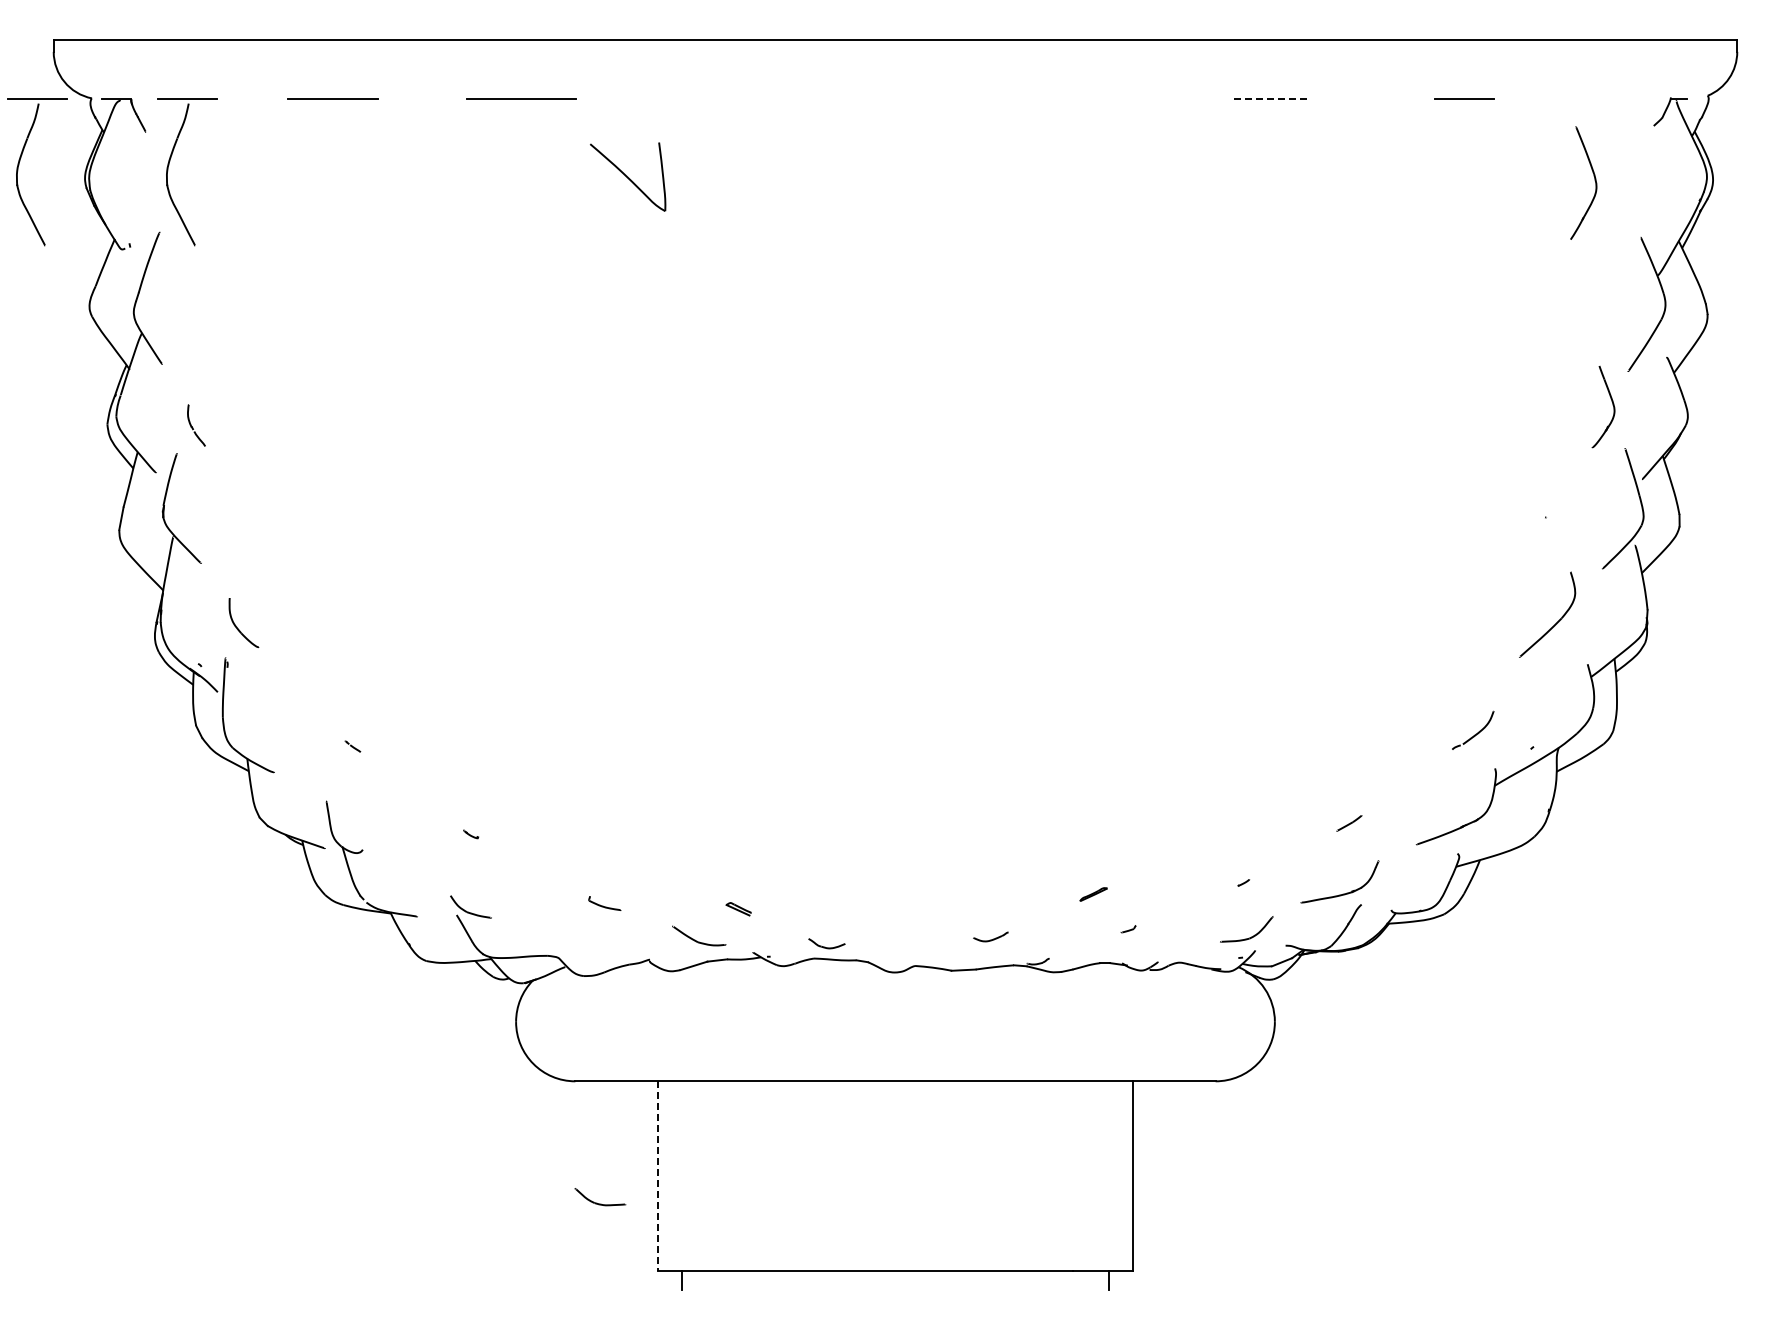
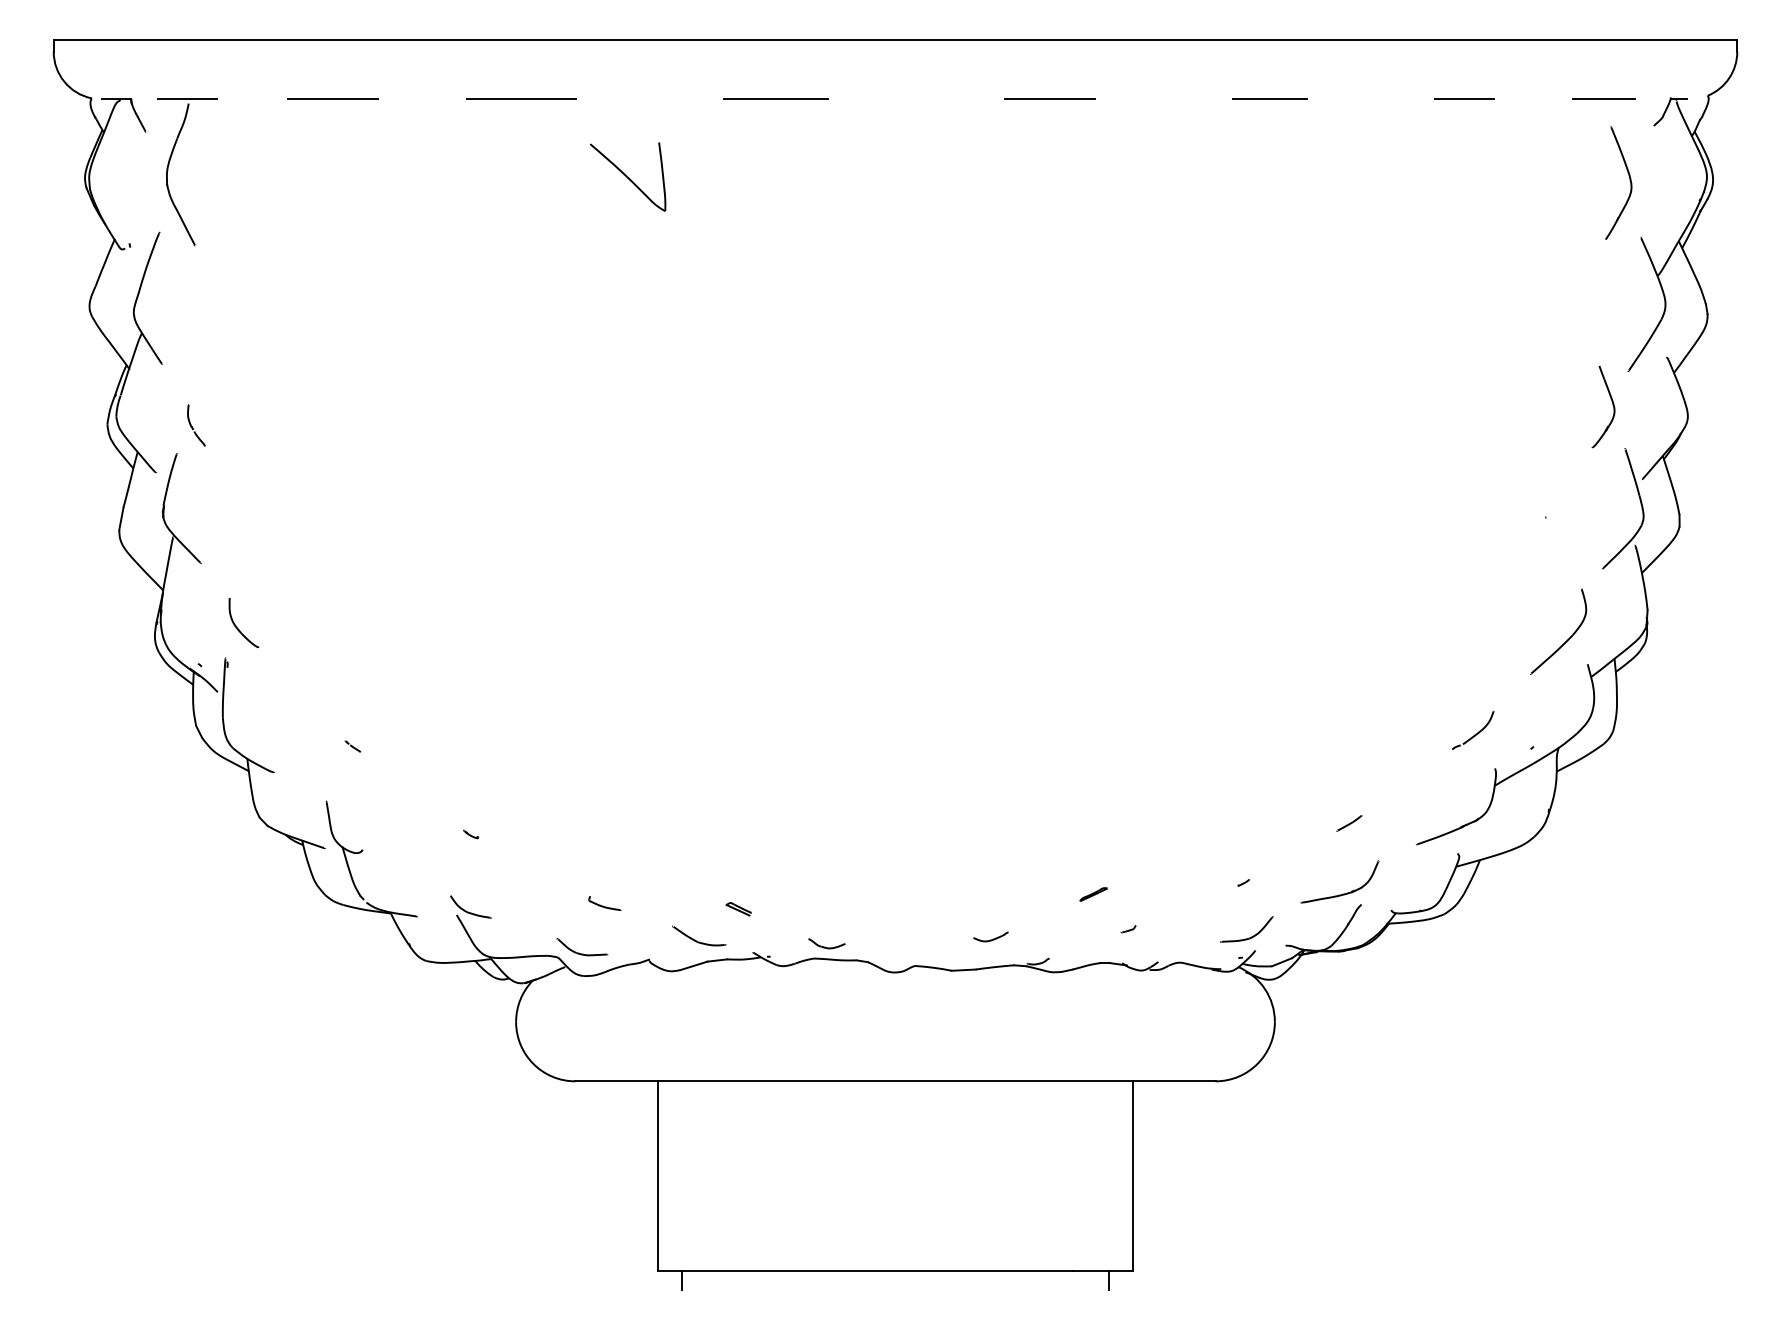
line: none -> present (775, 99)
line: none -> present (1049, 99)
line: dashed -> solid (1269, 99)
line: none -> present (1603, 99)
part: present -> none (18, 171)
part position: (1594, 180) -> (1629, 180) (1629, 180)
part position: (1556, 622) -> (1567, 639) (1567, 639)
line: dashed -> solid (658, 1176)
part position: (600, 1197) -> (582, 947) (582, 947)
